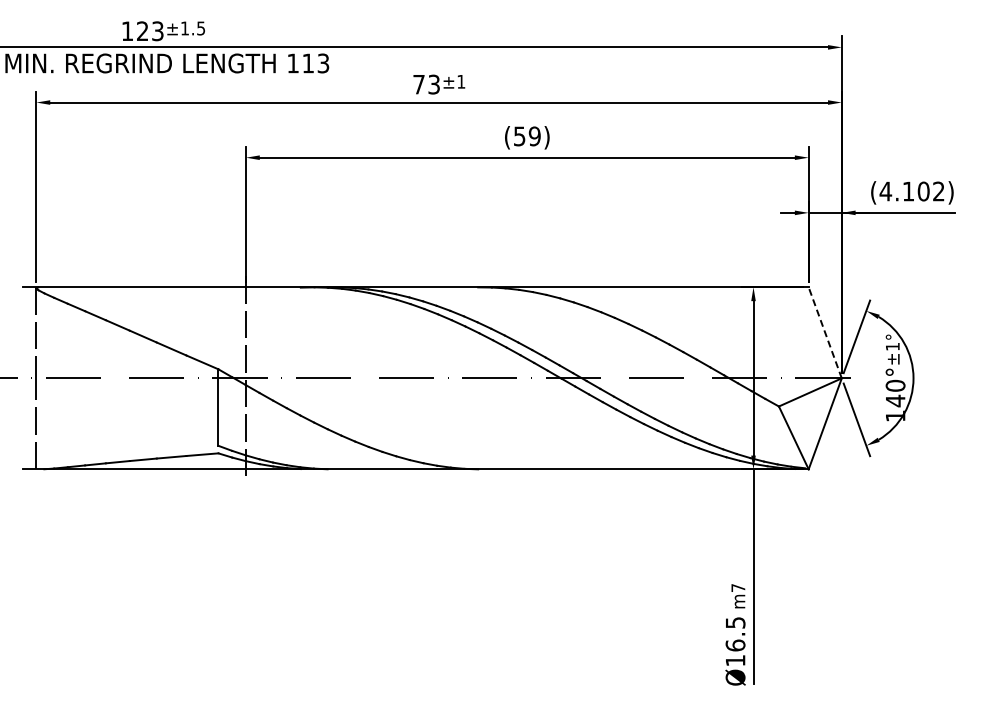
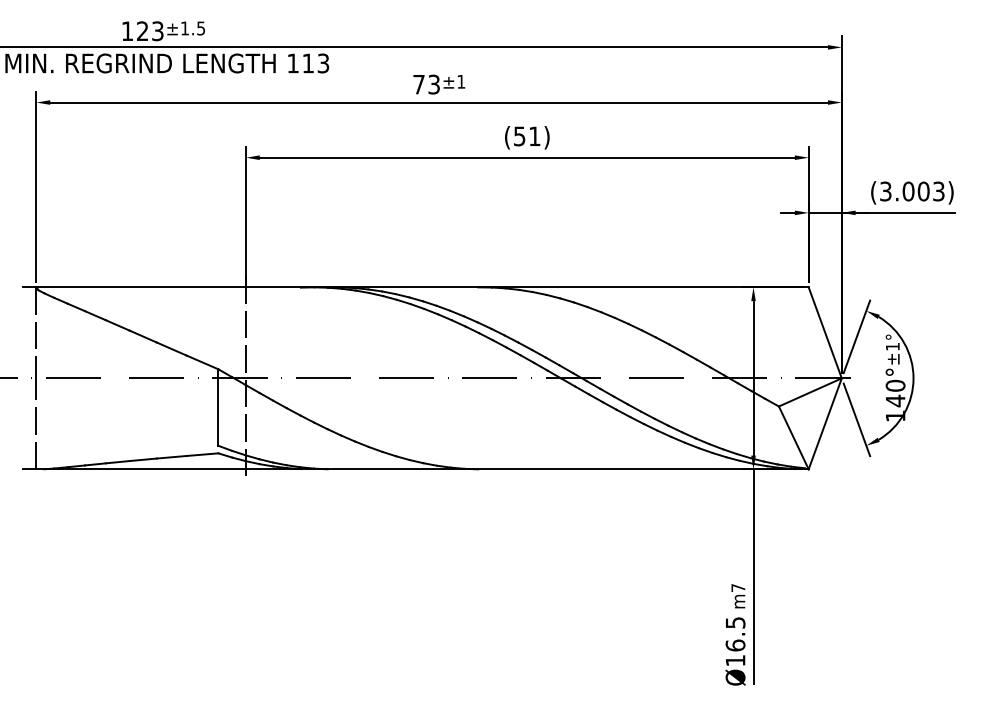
text: (59) -> (51) (534, 136)
text: (4.102) -> (3.003) (911, 191)
line: dashed -> solid (825, 332)
